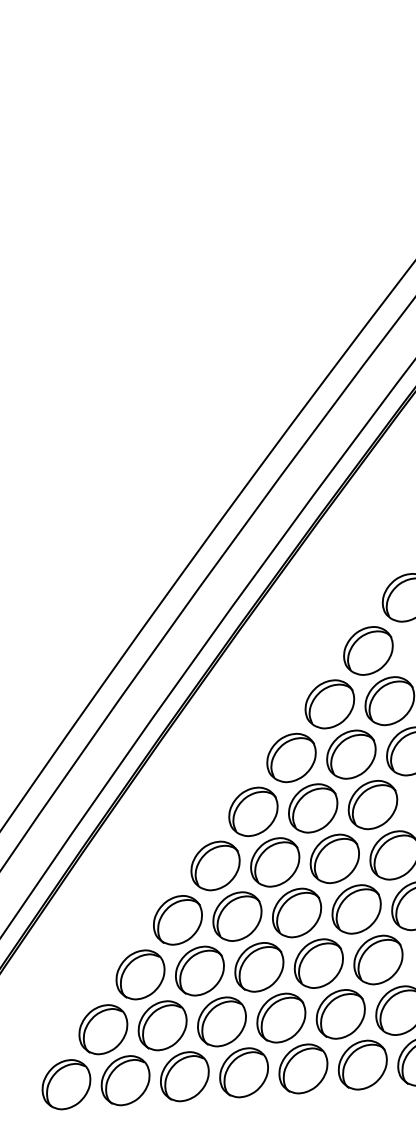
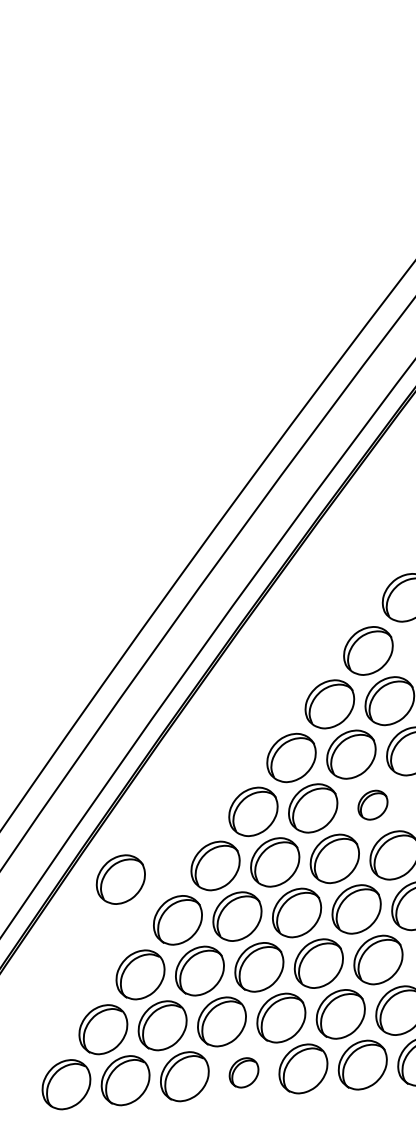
part size: 52x51 px -> 32x32 px (372, 804)
part: none -> present (120, 879)
part size: 50x52 px -> 32x32 px (243, 1072)
